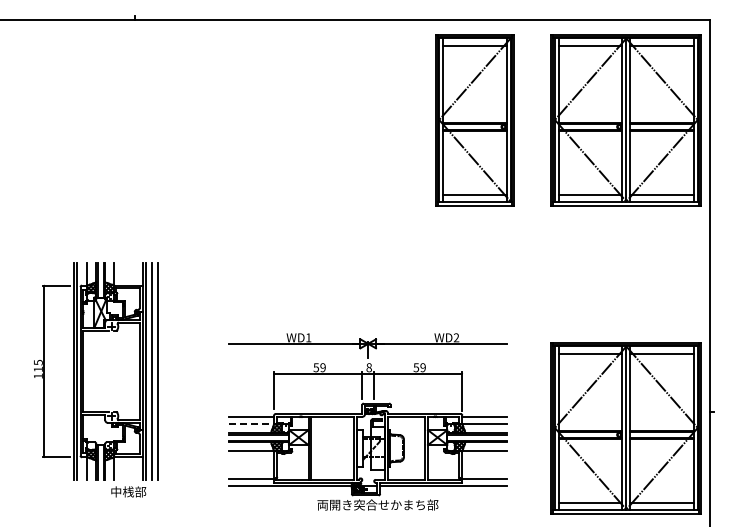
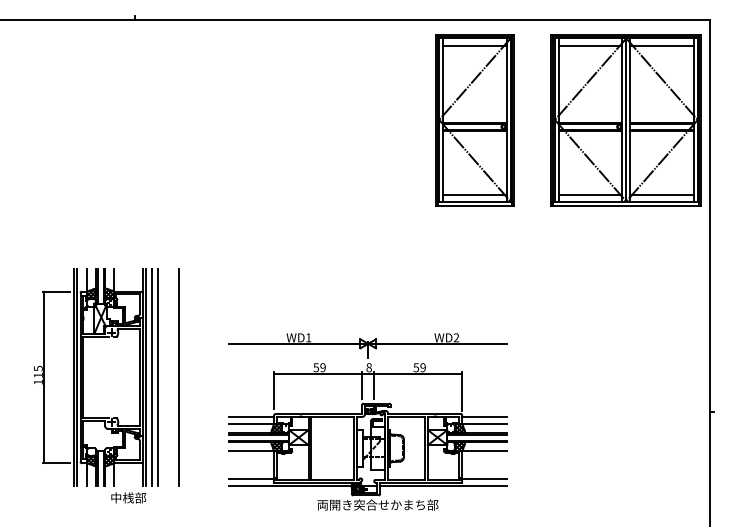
line: none -> present (178, 377)
part position: (96, 379) -> (96, 385) (96, 385)
line: dashed -> solid (252, 424)
part: present -> none (625, 428)
